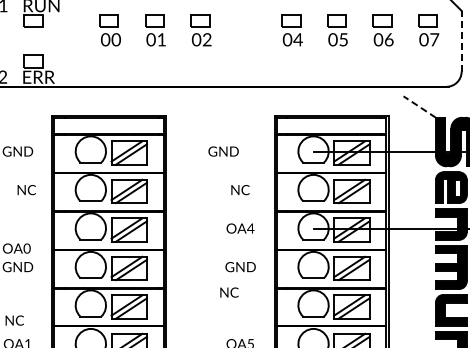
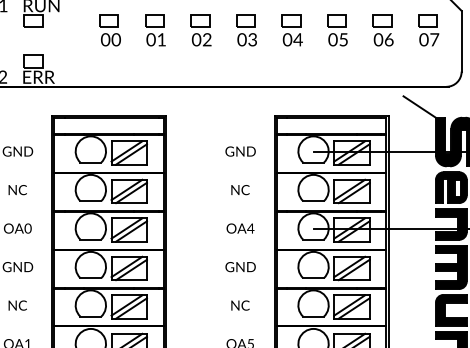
part: none -> present (246, 30)
line: dashed -> solid (461, 40)
line: dashed -> solid (419, 106)
text position: (223, 151) -> (240, 151) (240, 151)
text position: (26, 190) -> (17, 190) (17, 190)
text position: (16, 248) -> (17, 228) (17, 228)
text position: (229, 292) -> (240, 305) (240, 305)
text position: (14, 320) -> (17, 305) (17, 305)
